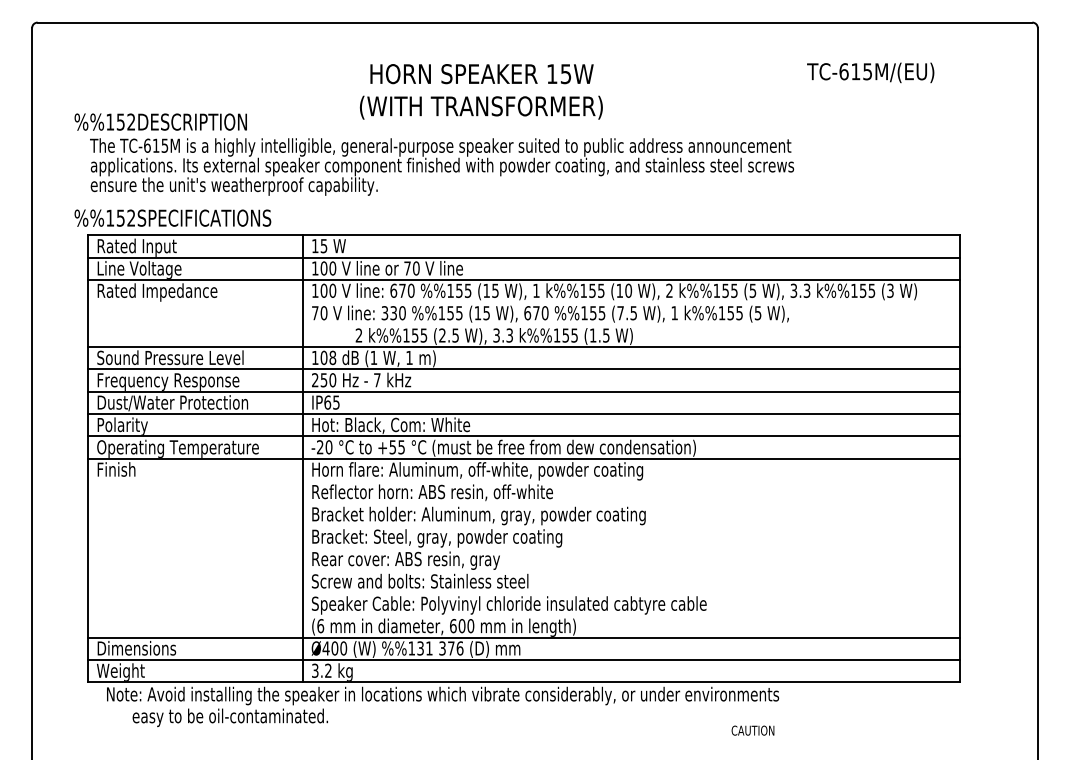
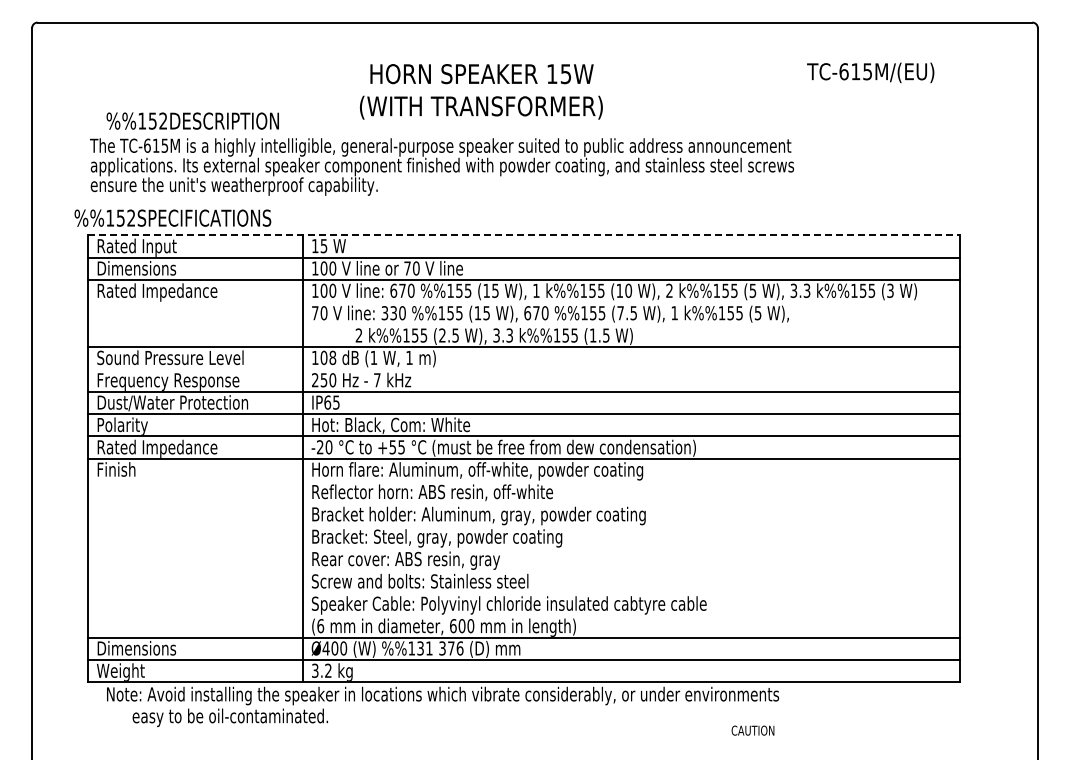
text position: (160, 121) -> (192, 120) (192, 120)
line: solid -> dashed (523, 235)
text: Line Voltage -> Dimensions (140, 269)
line: present -> none (523, 369)
text: Operating Temperature -> Rated Impedance (177, 448)
